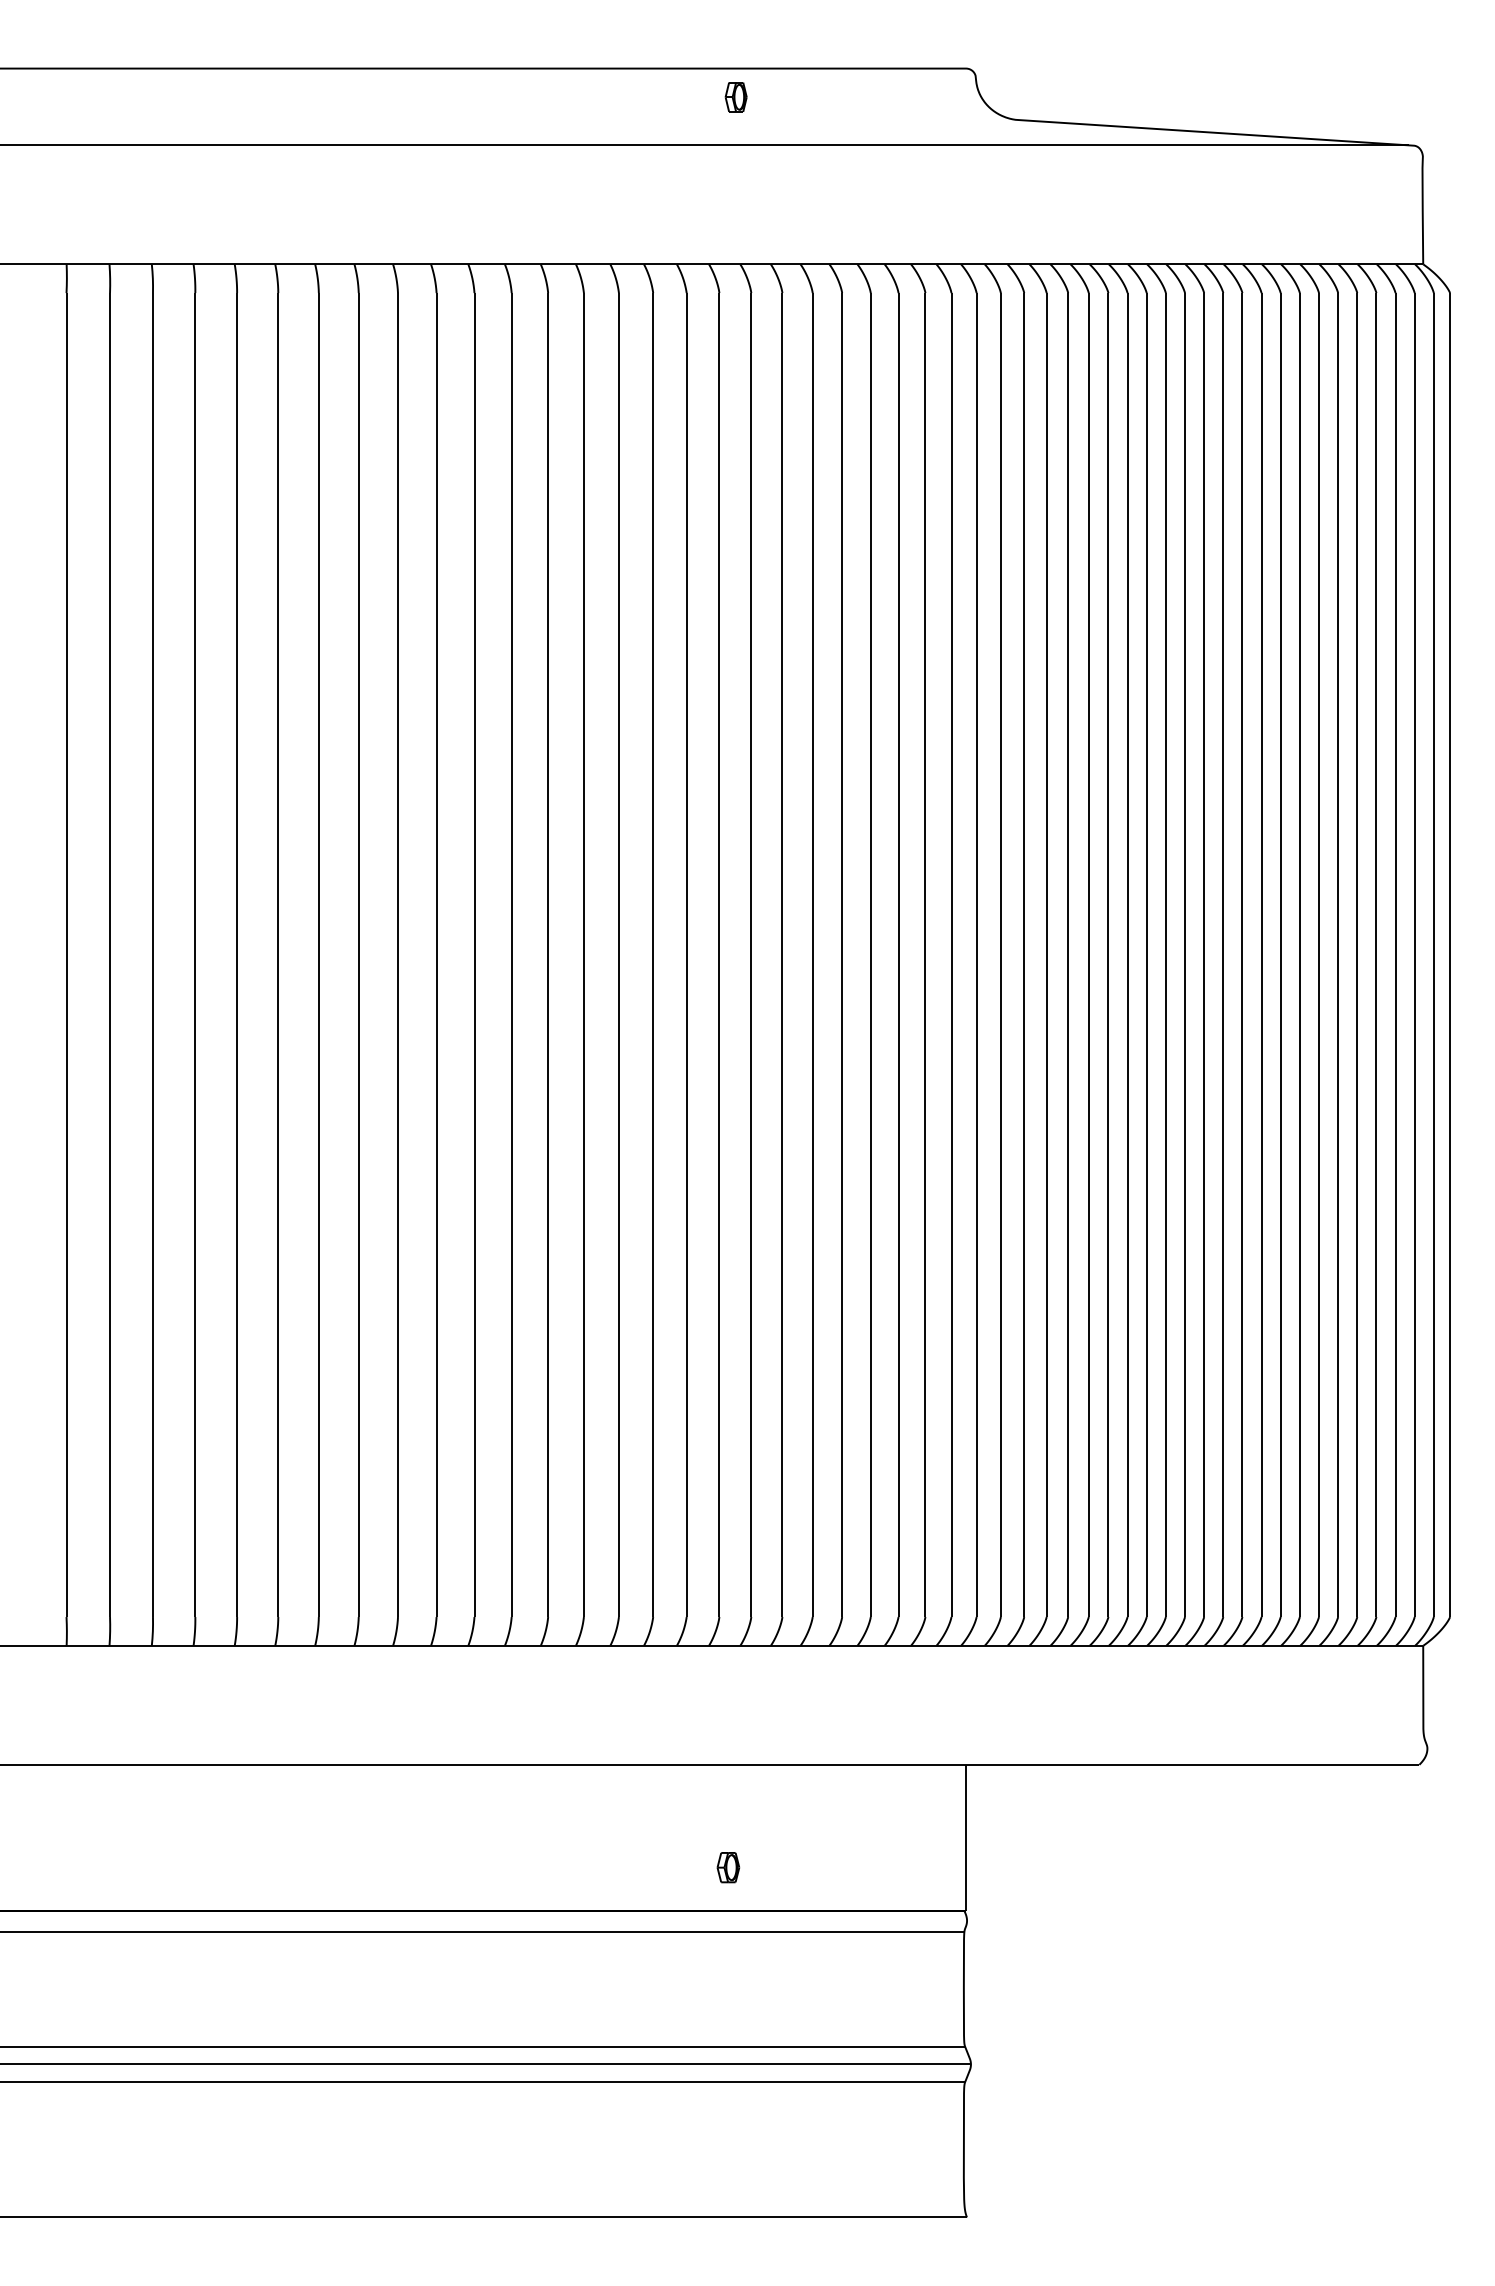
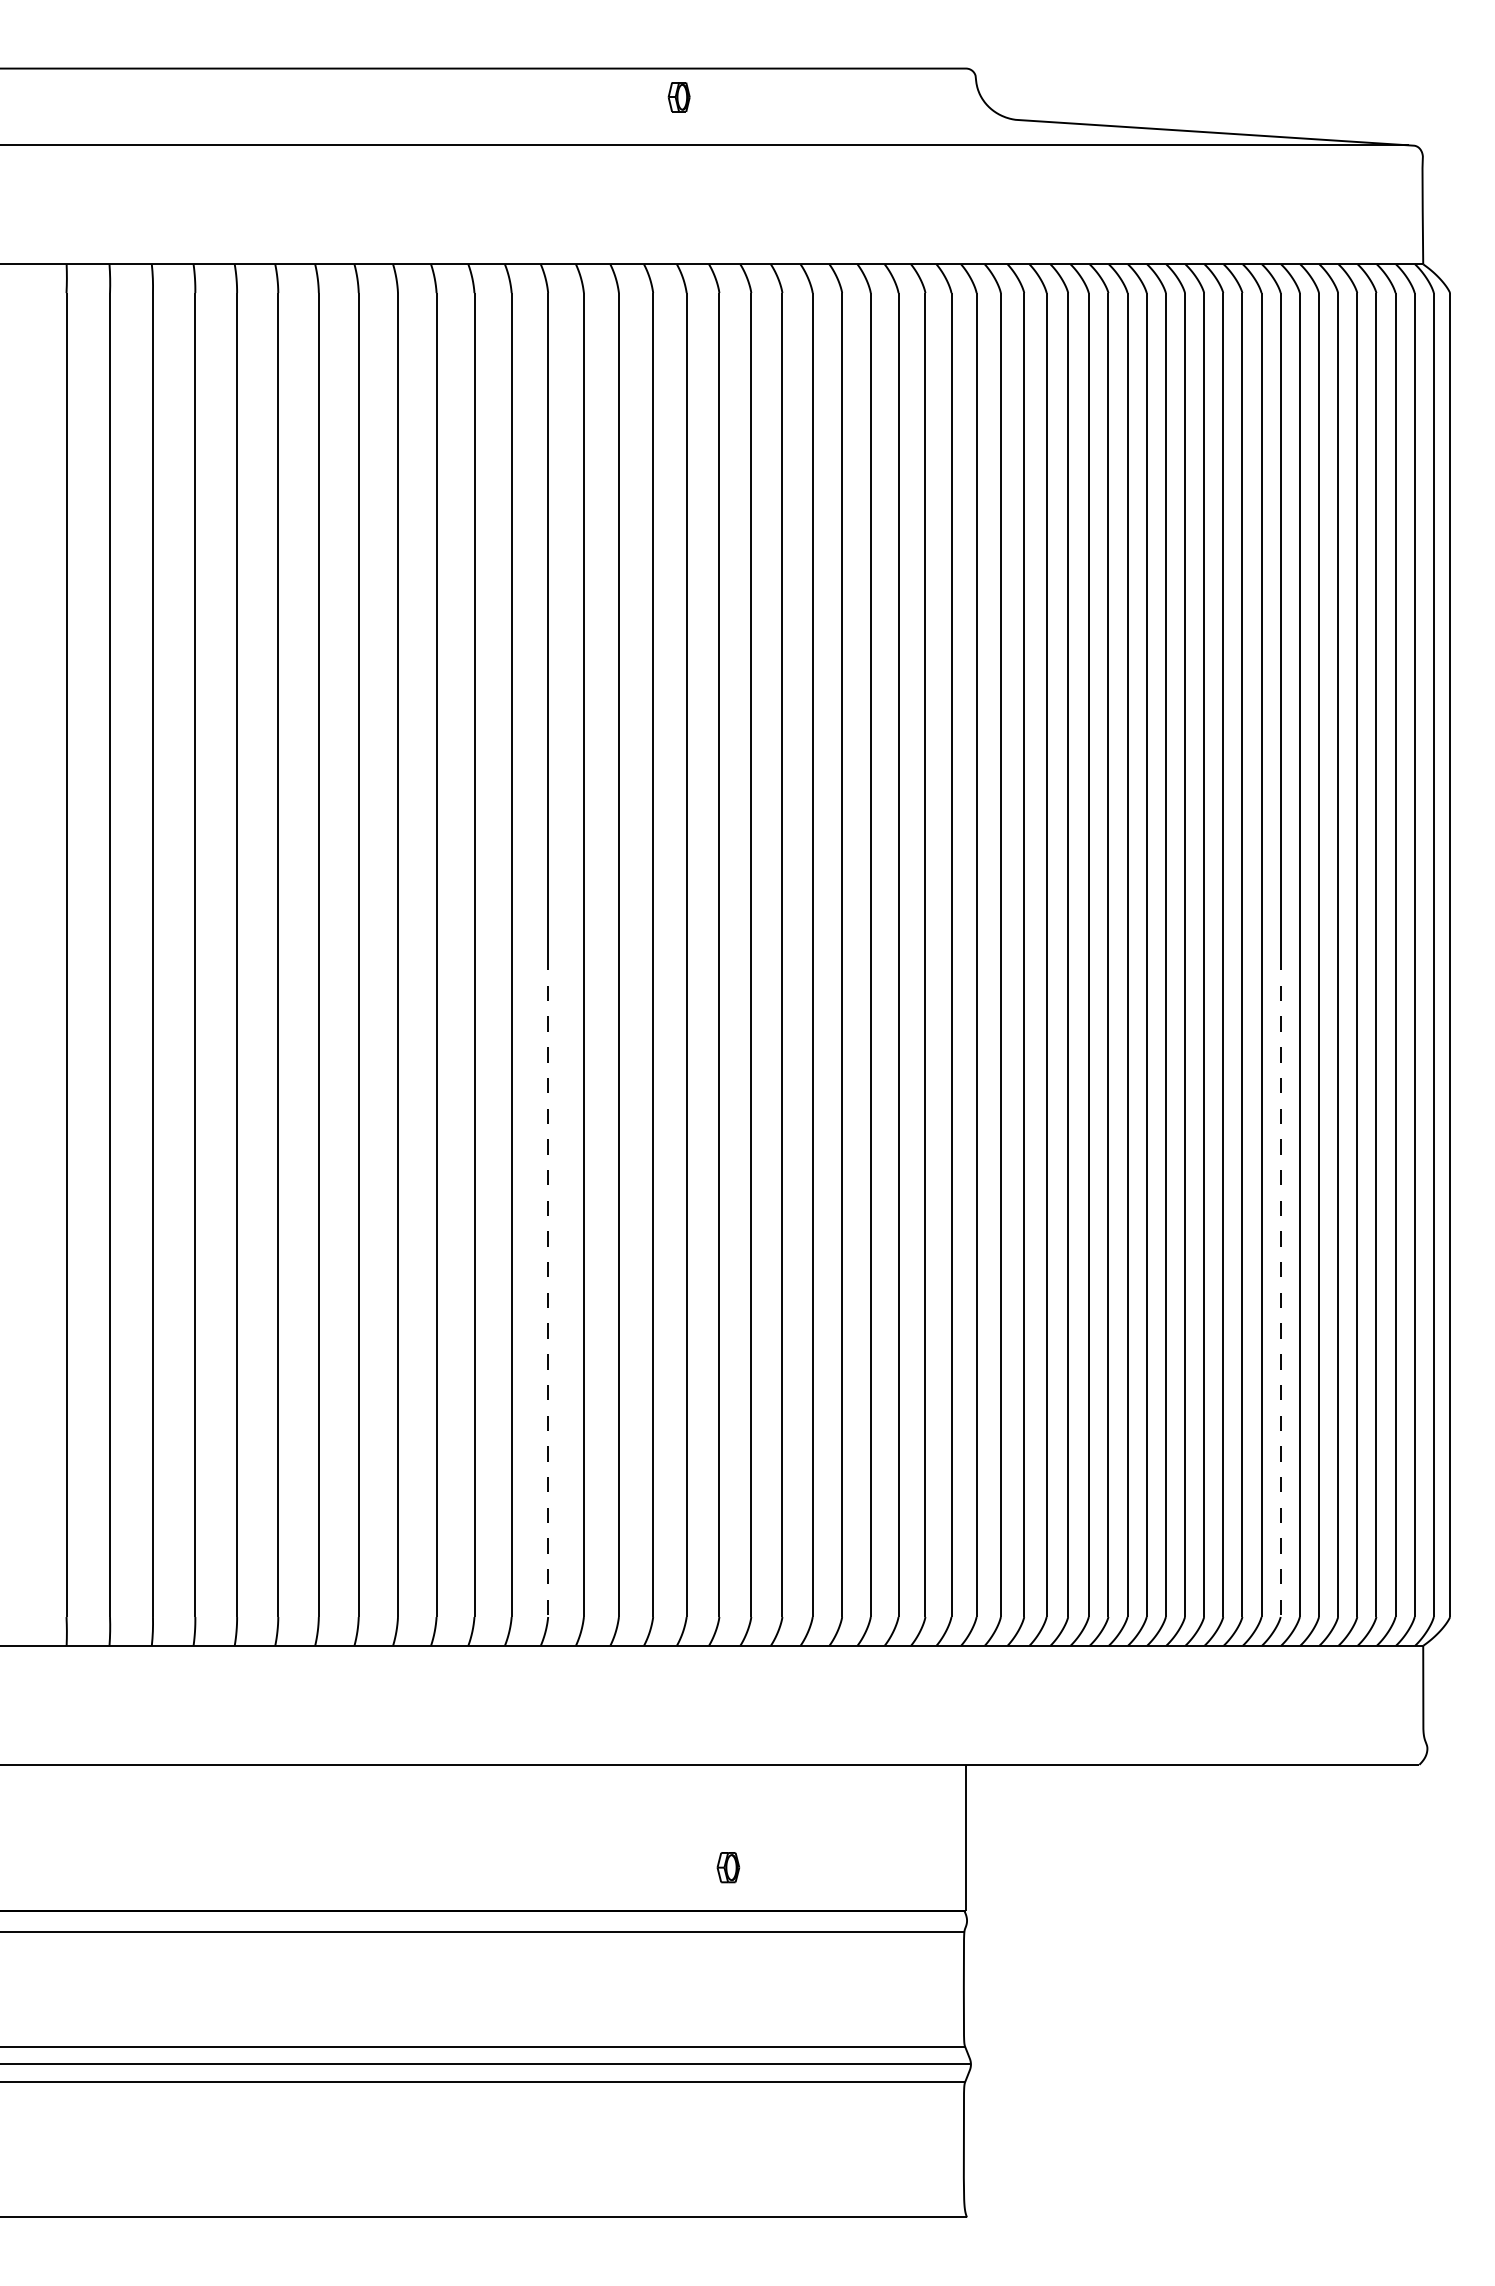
part position: (735, 97) -> (678, 97) (678, 97)
line: solid -> dashed (548, 1286)
line: solid -> dashed (1280, 1286)
